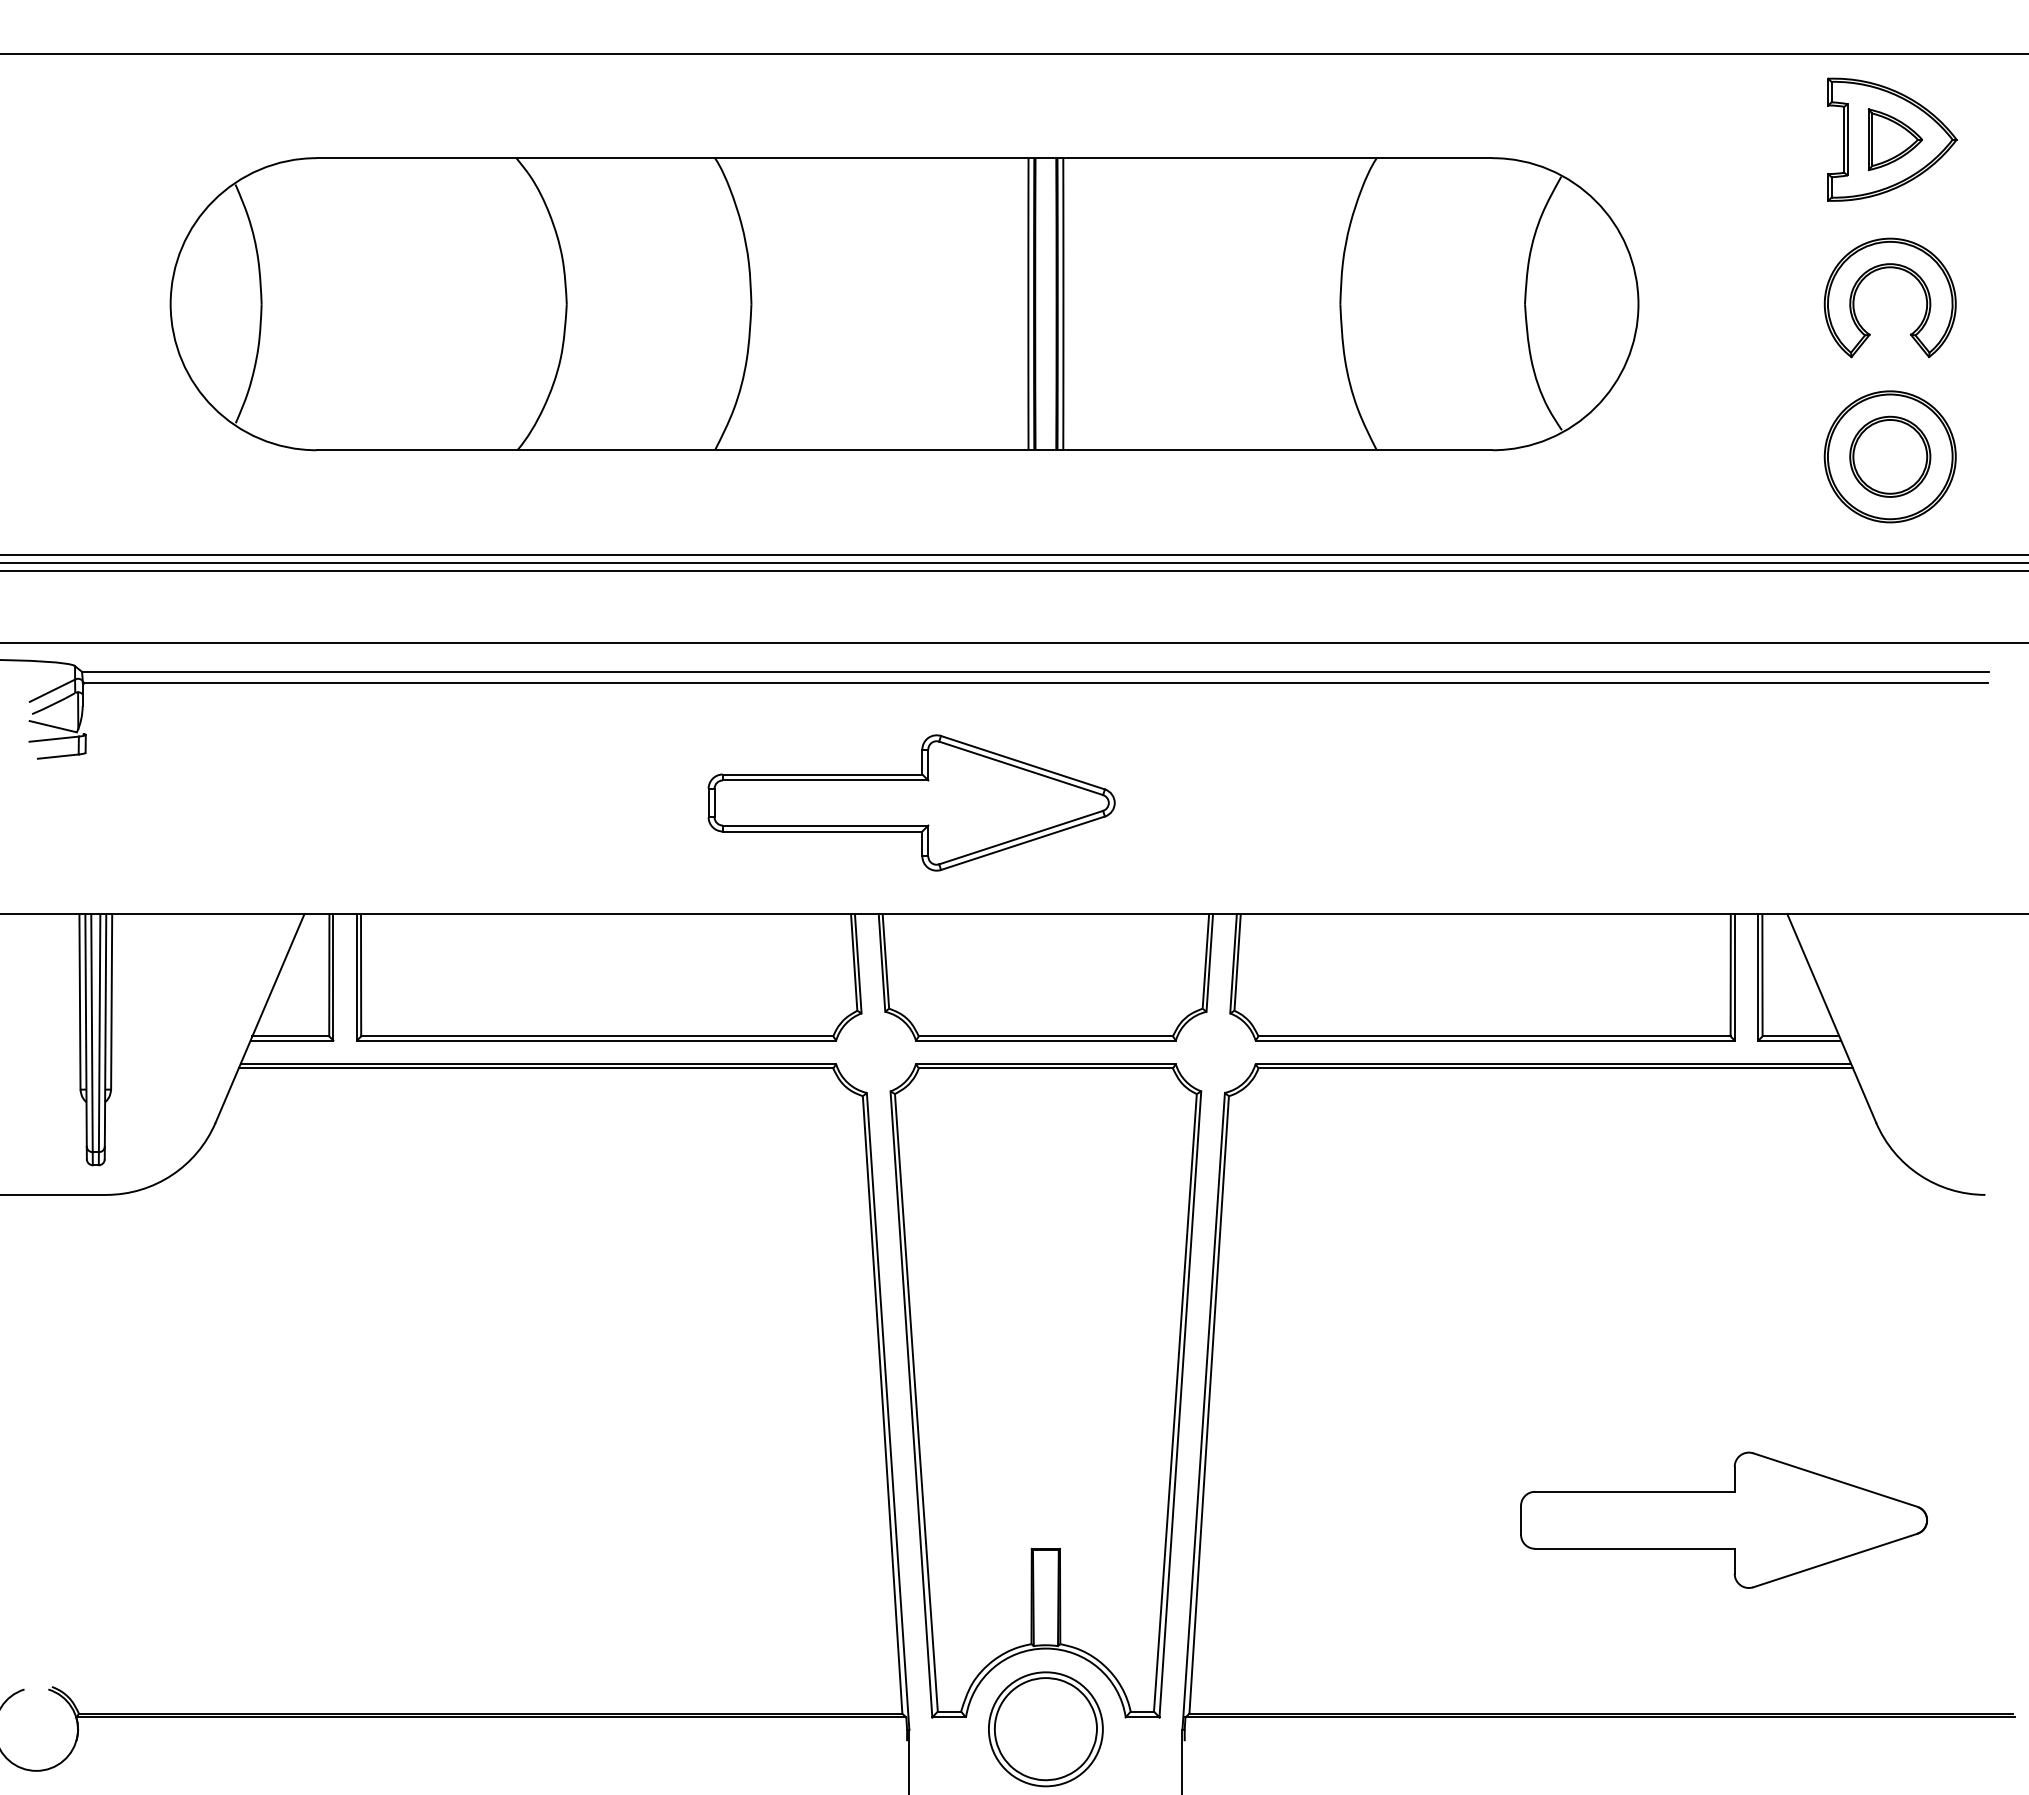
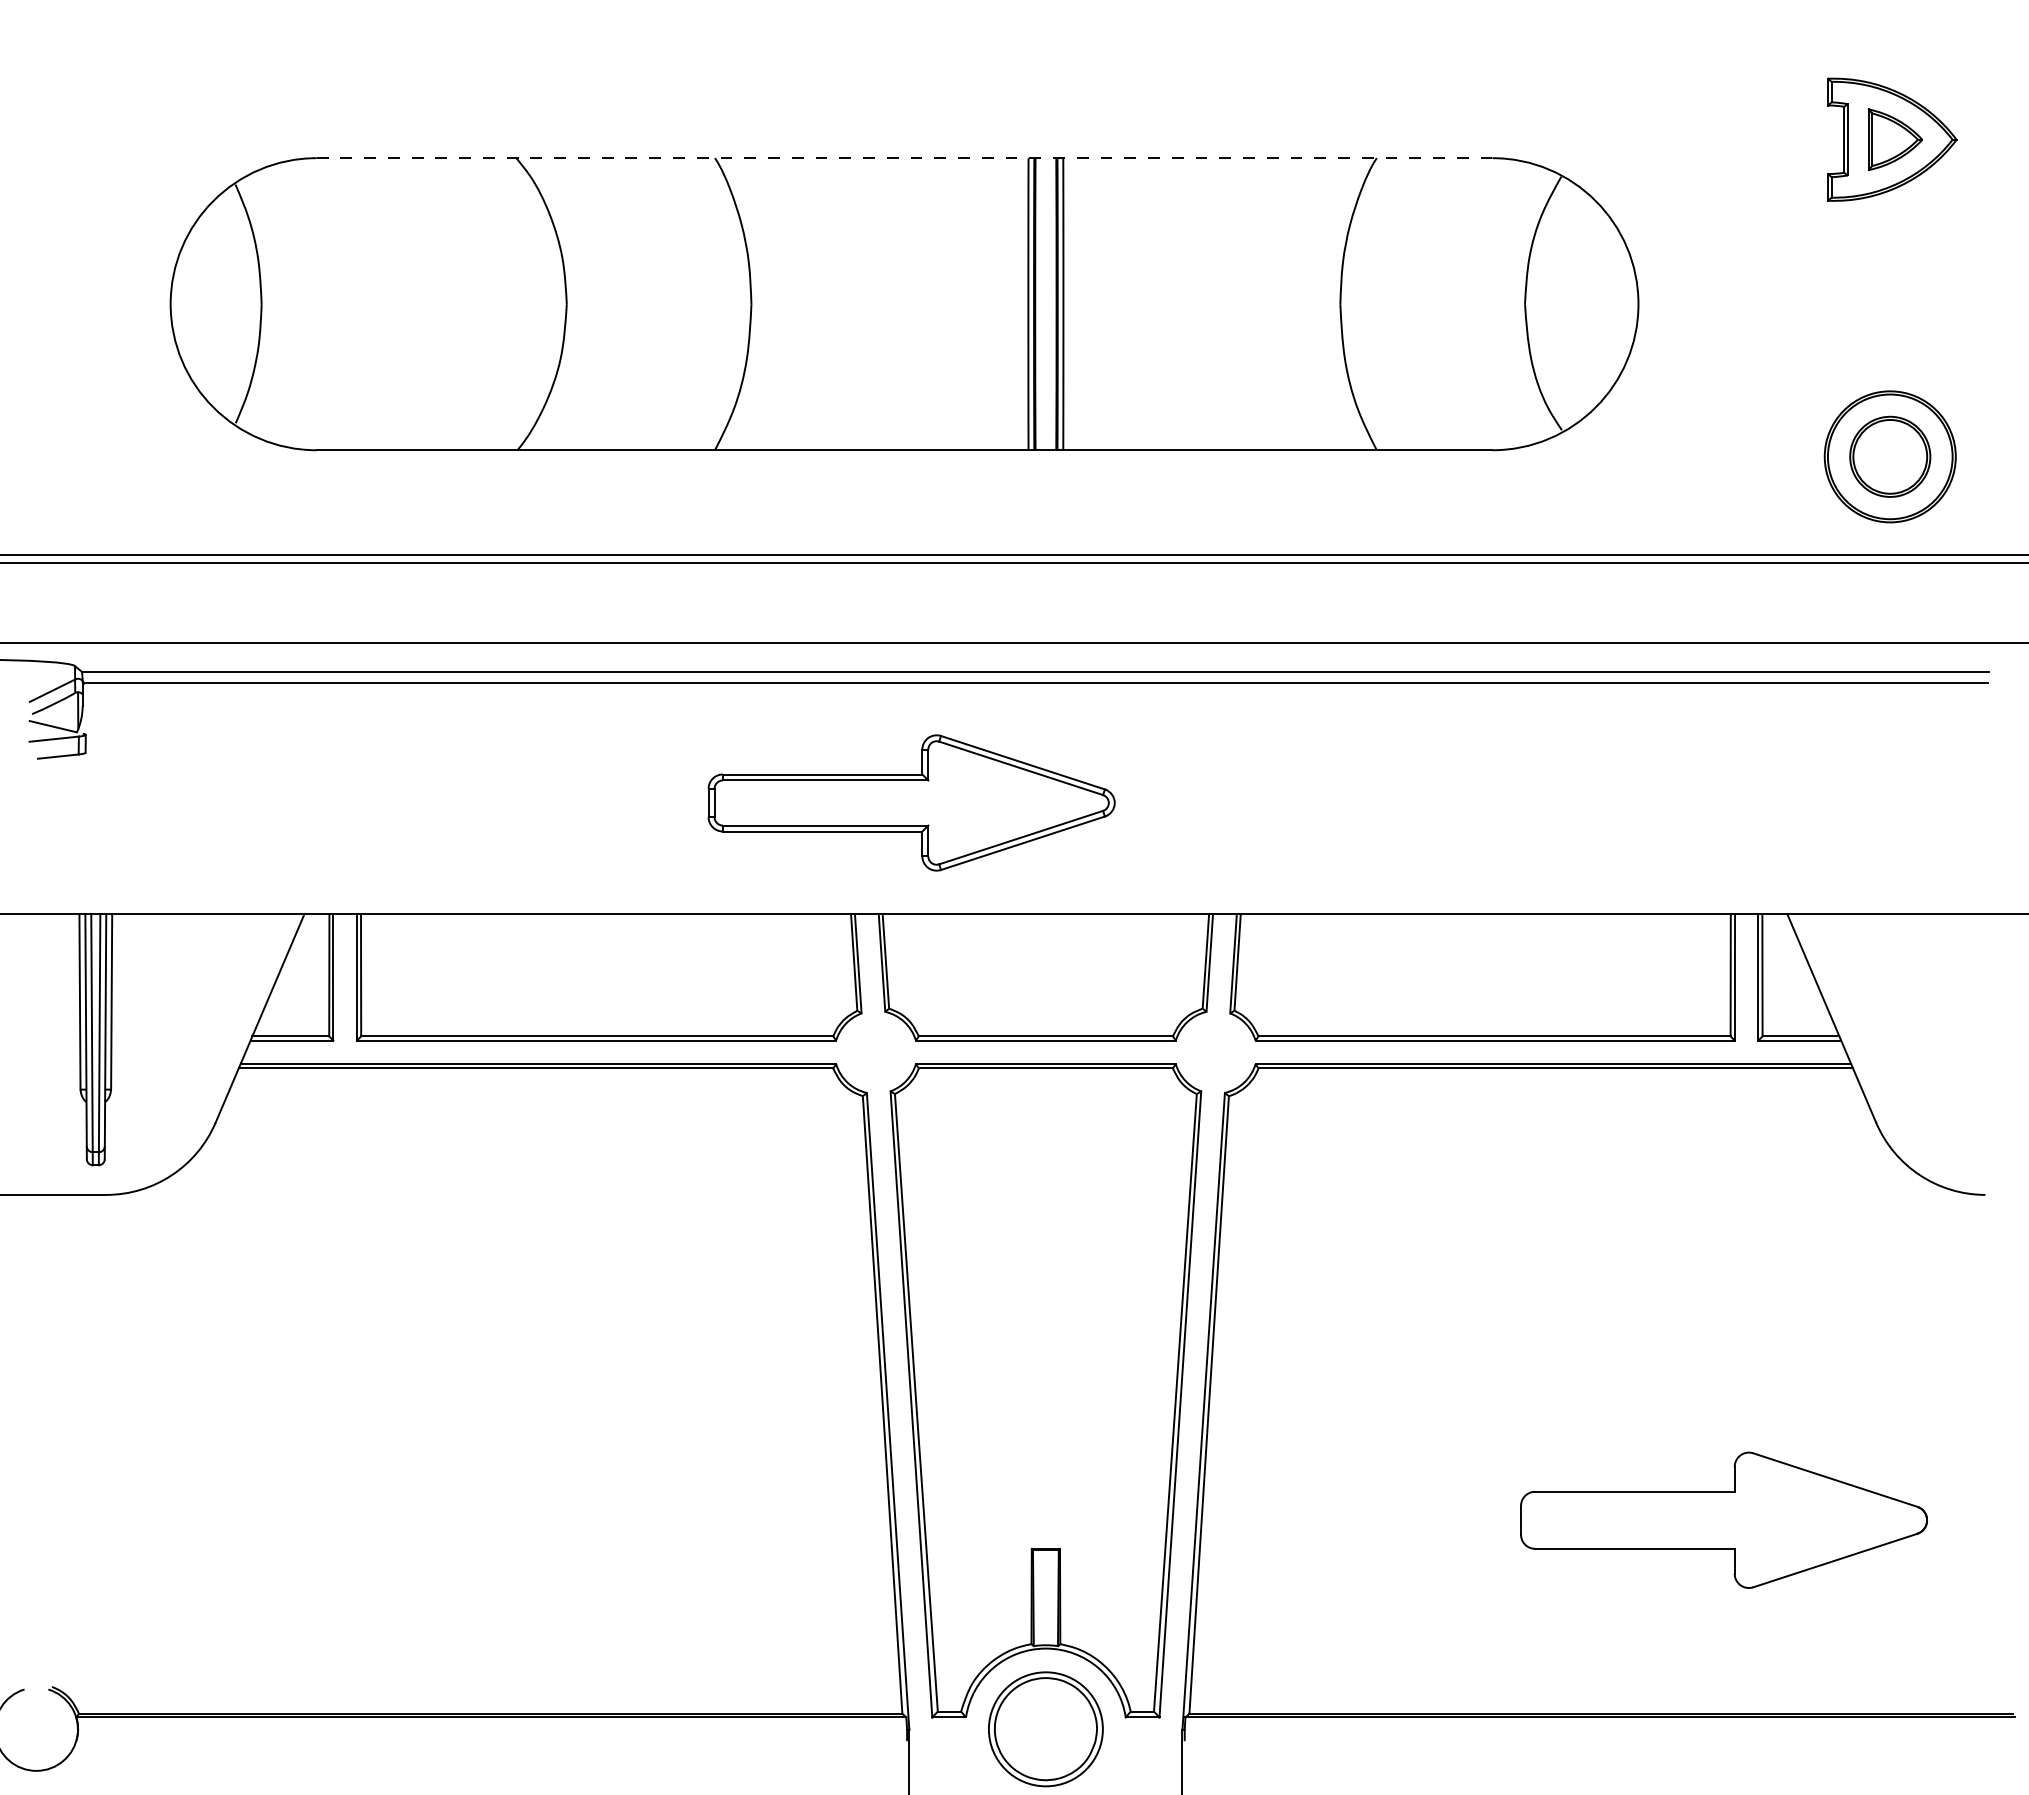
line: present -> none (1013, 53)
line: solid -> dashed (904, 158)
part: present -> none (1882, 269)
line: present -> none (1013, 571)
